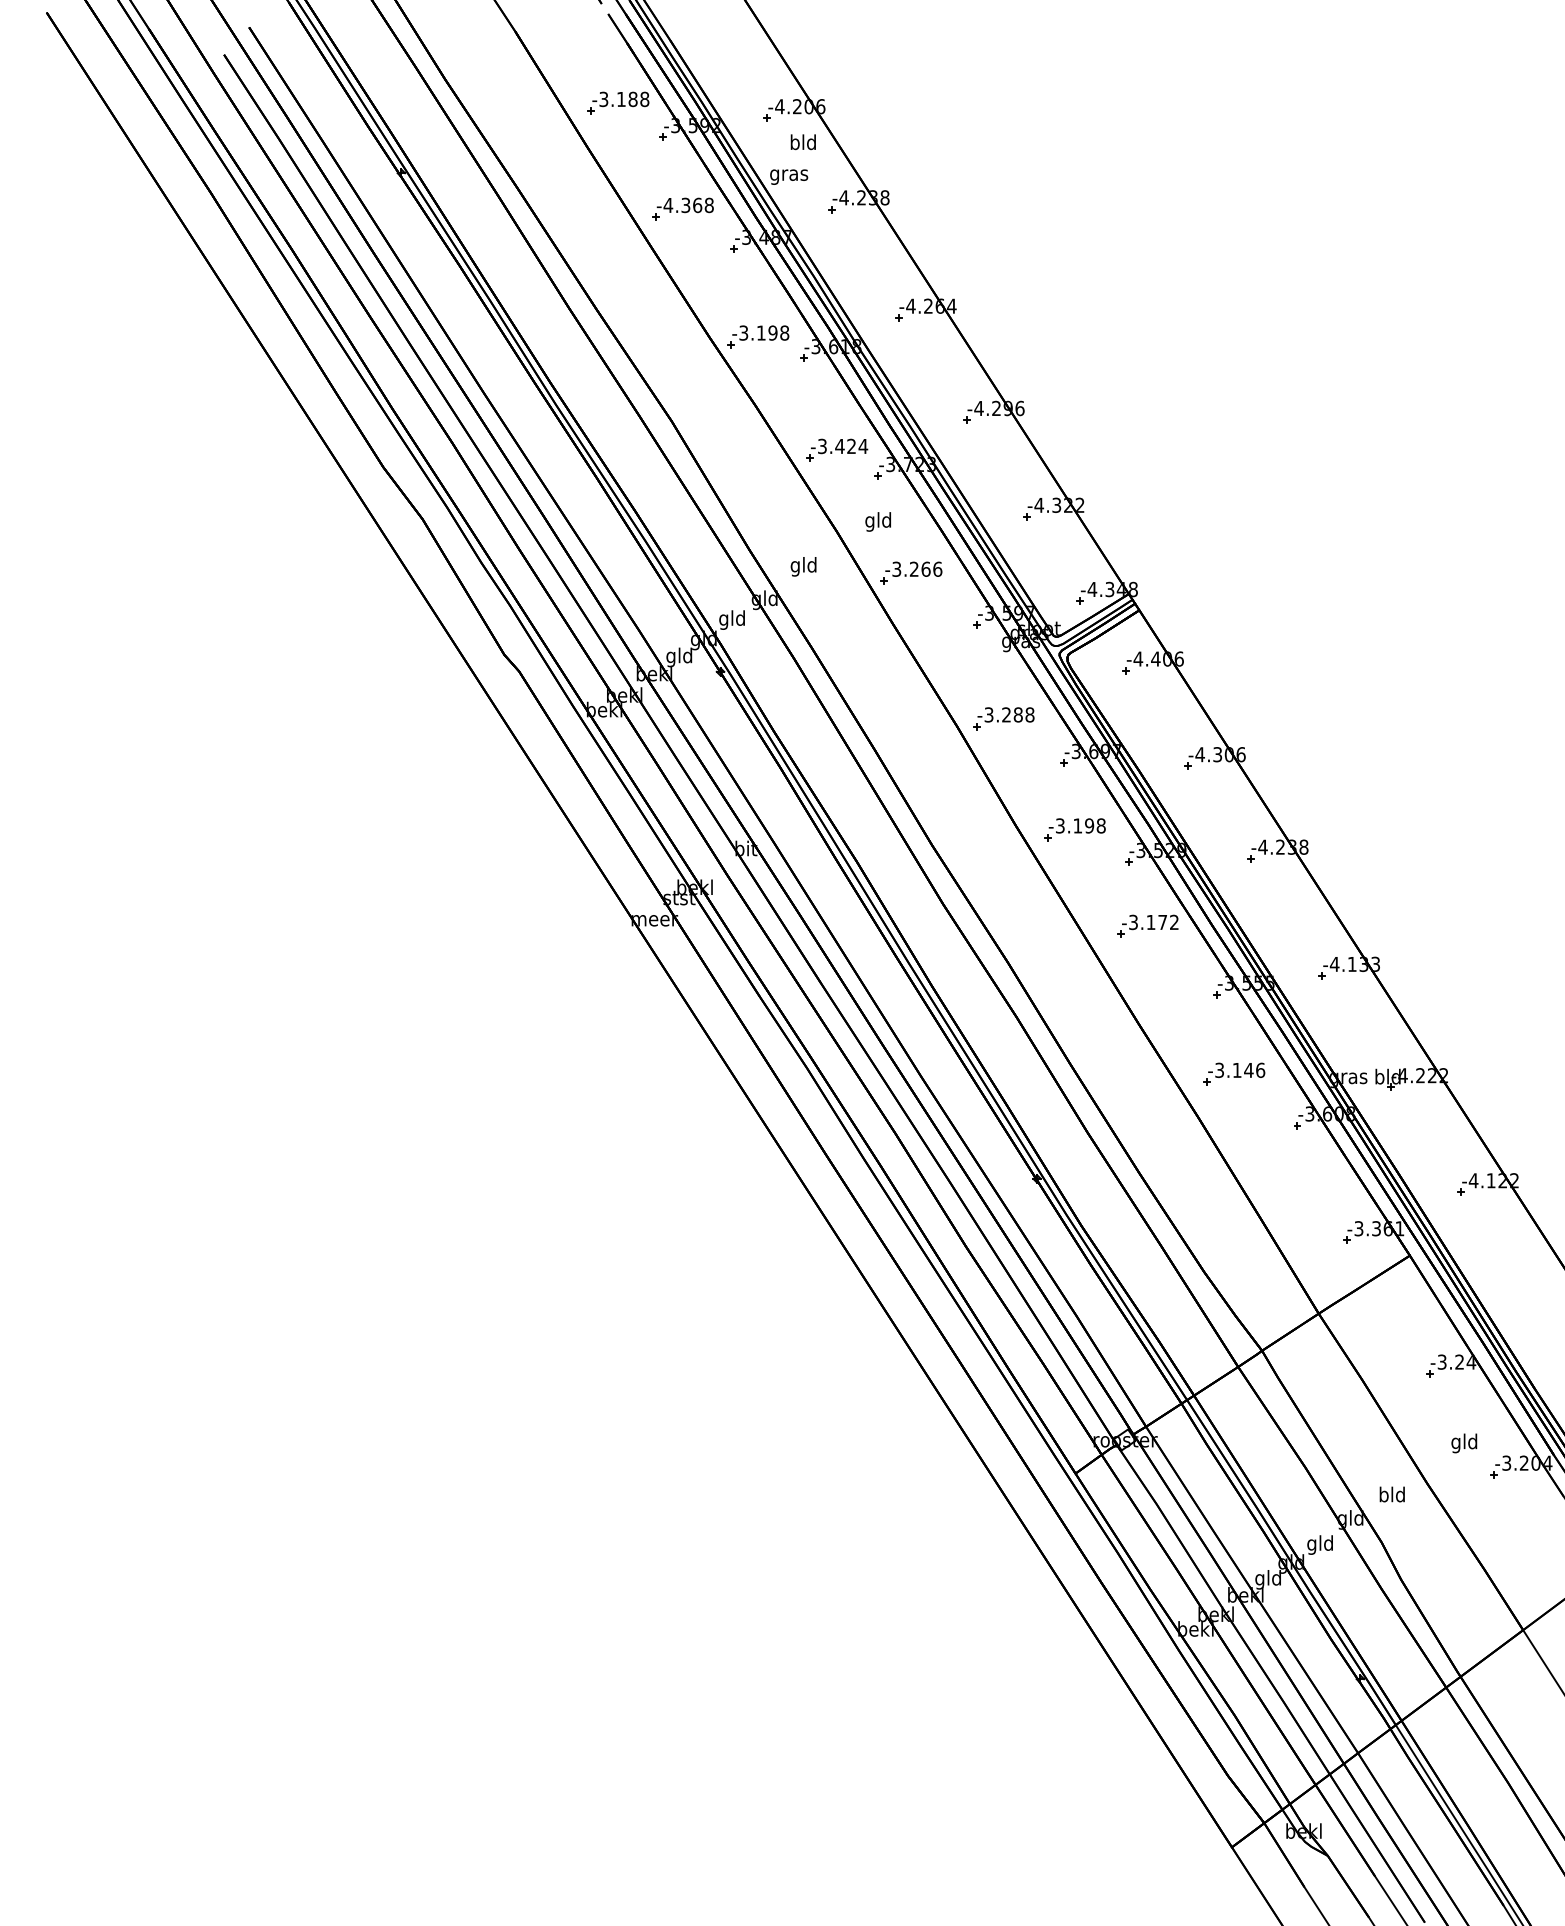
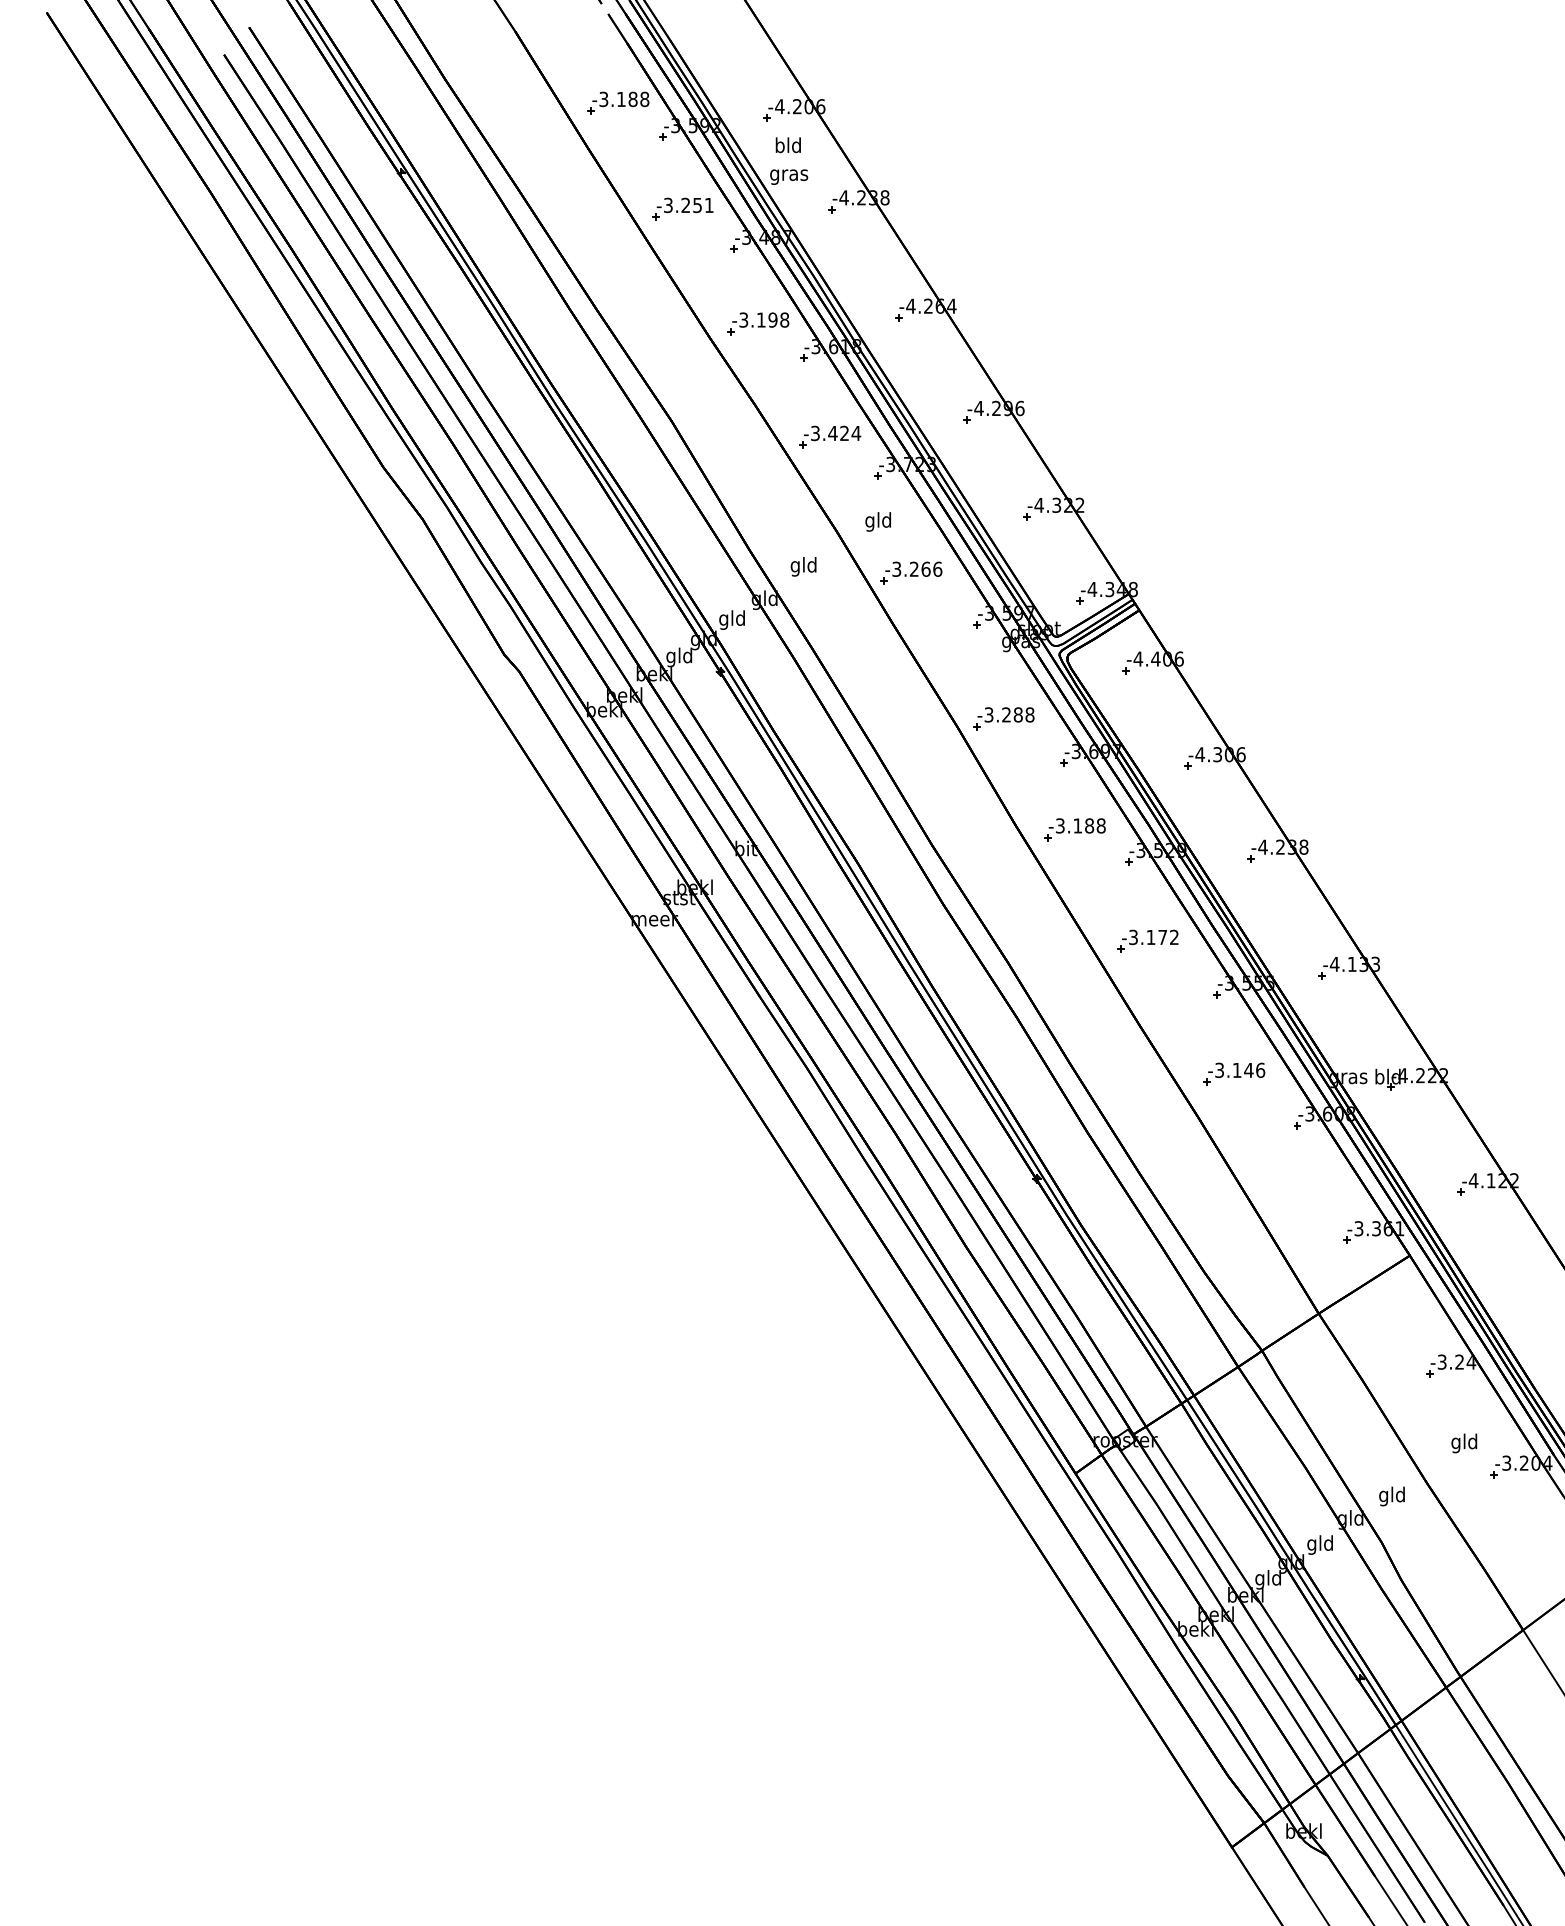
text position: (802, 142) -> (787, 145) (787, 145)
text: -4.368 -> -3.251 (688, 205)
part position: (758, 336) -> (758, 323) (758, 323)
part position: (837, 449) -> (830, 436) (830, 436)
text: -3.198 -> -3.188 (1089, 825)
part position: (1147, 925) -> (1147, 940) (1147, 940)
text: bld -> gld (1383, 1496)
